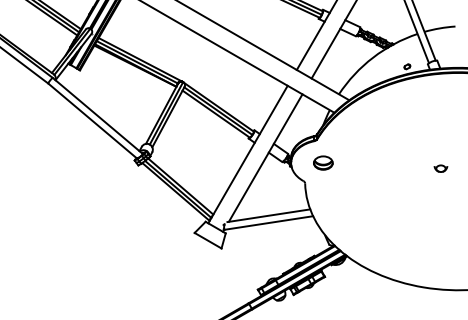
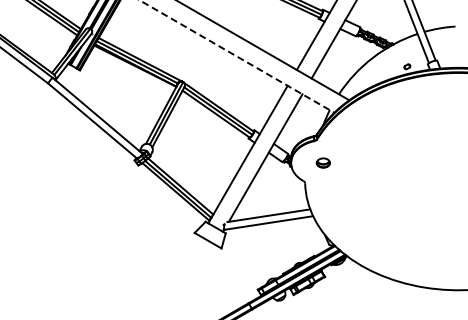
line: solid -> dashed (237, 56)
part size: 21x16 px -> 16x12 px (322, 162)
part: present -> none (440, 168)
